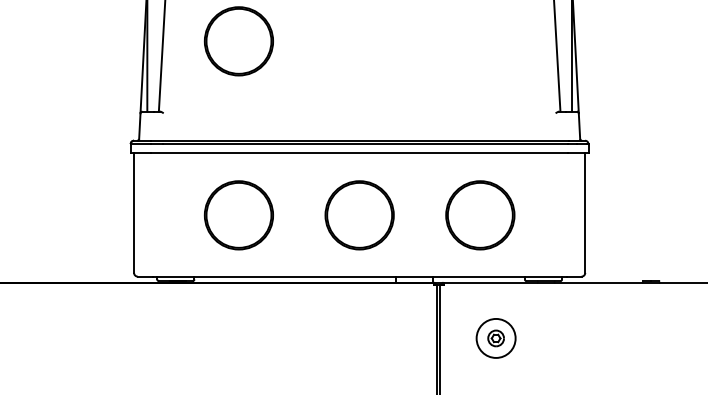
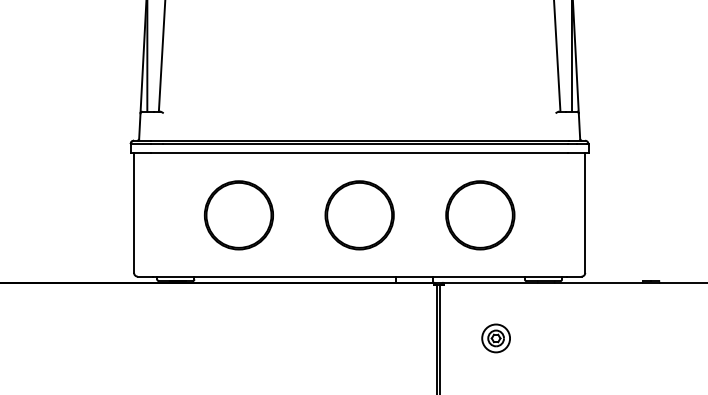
part: present -> none (238, 41)
circle diameter: 39 px -> 28 px (496, 338)
